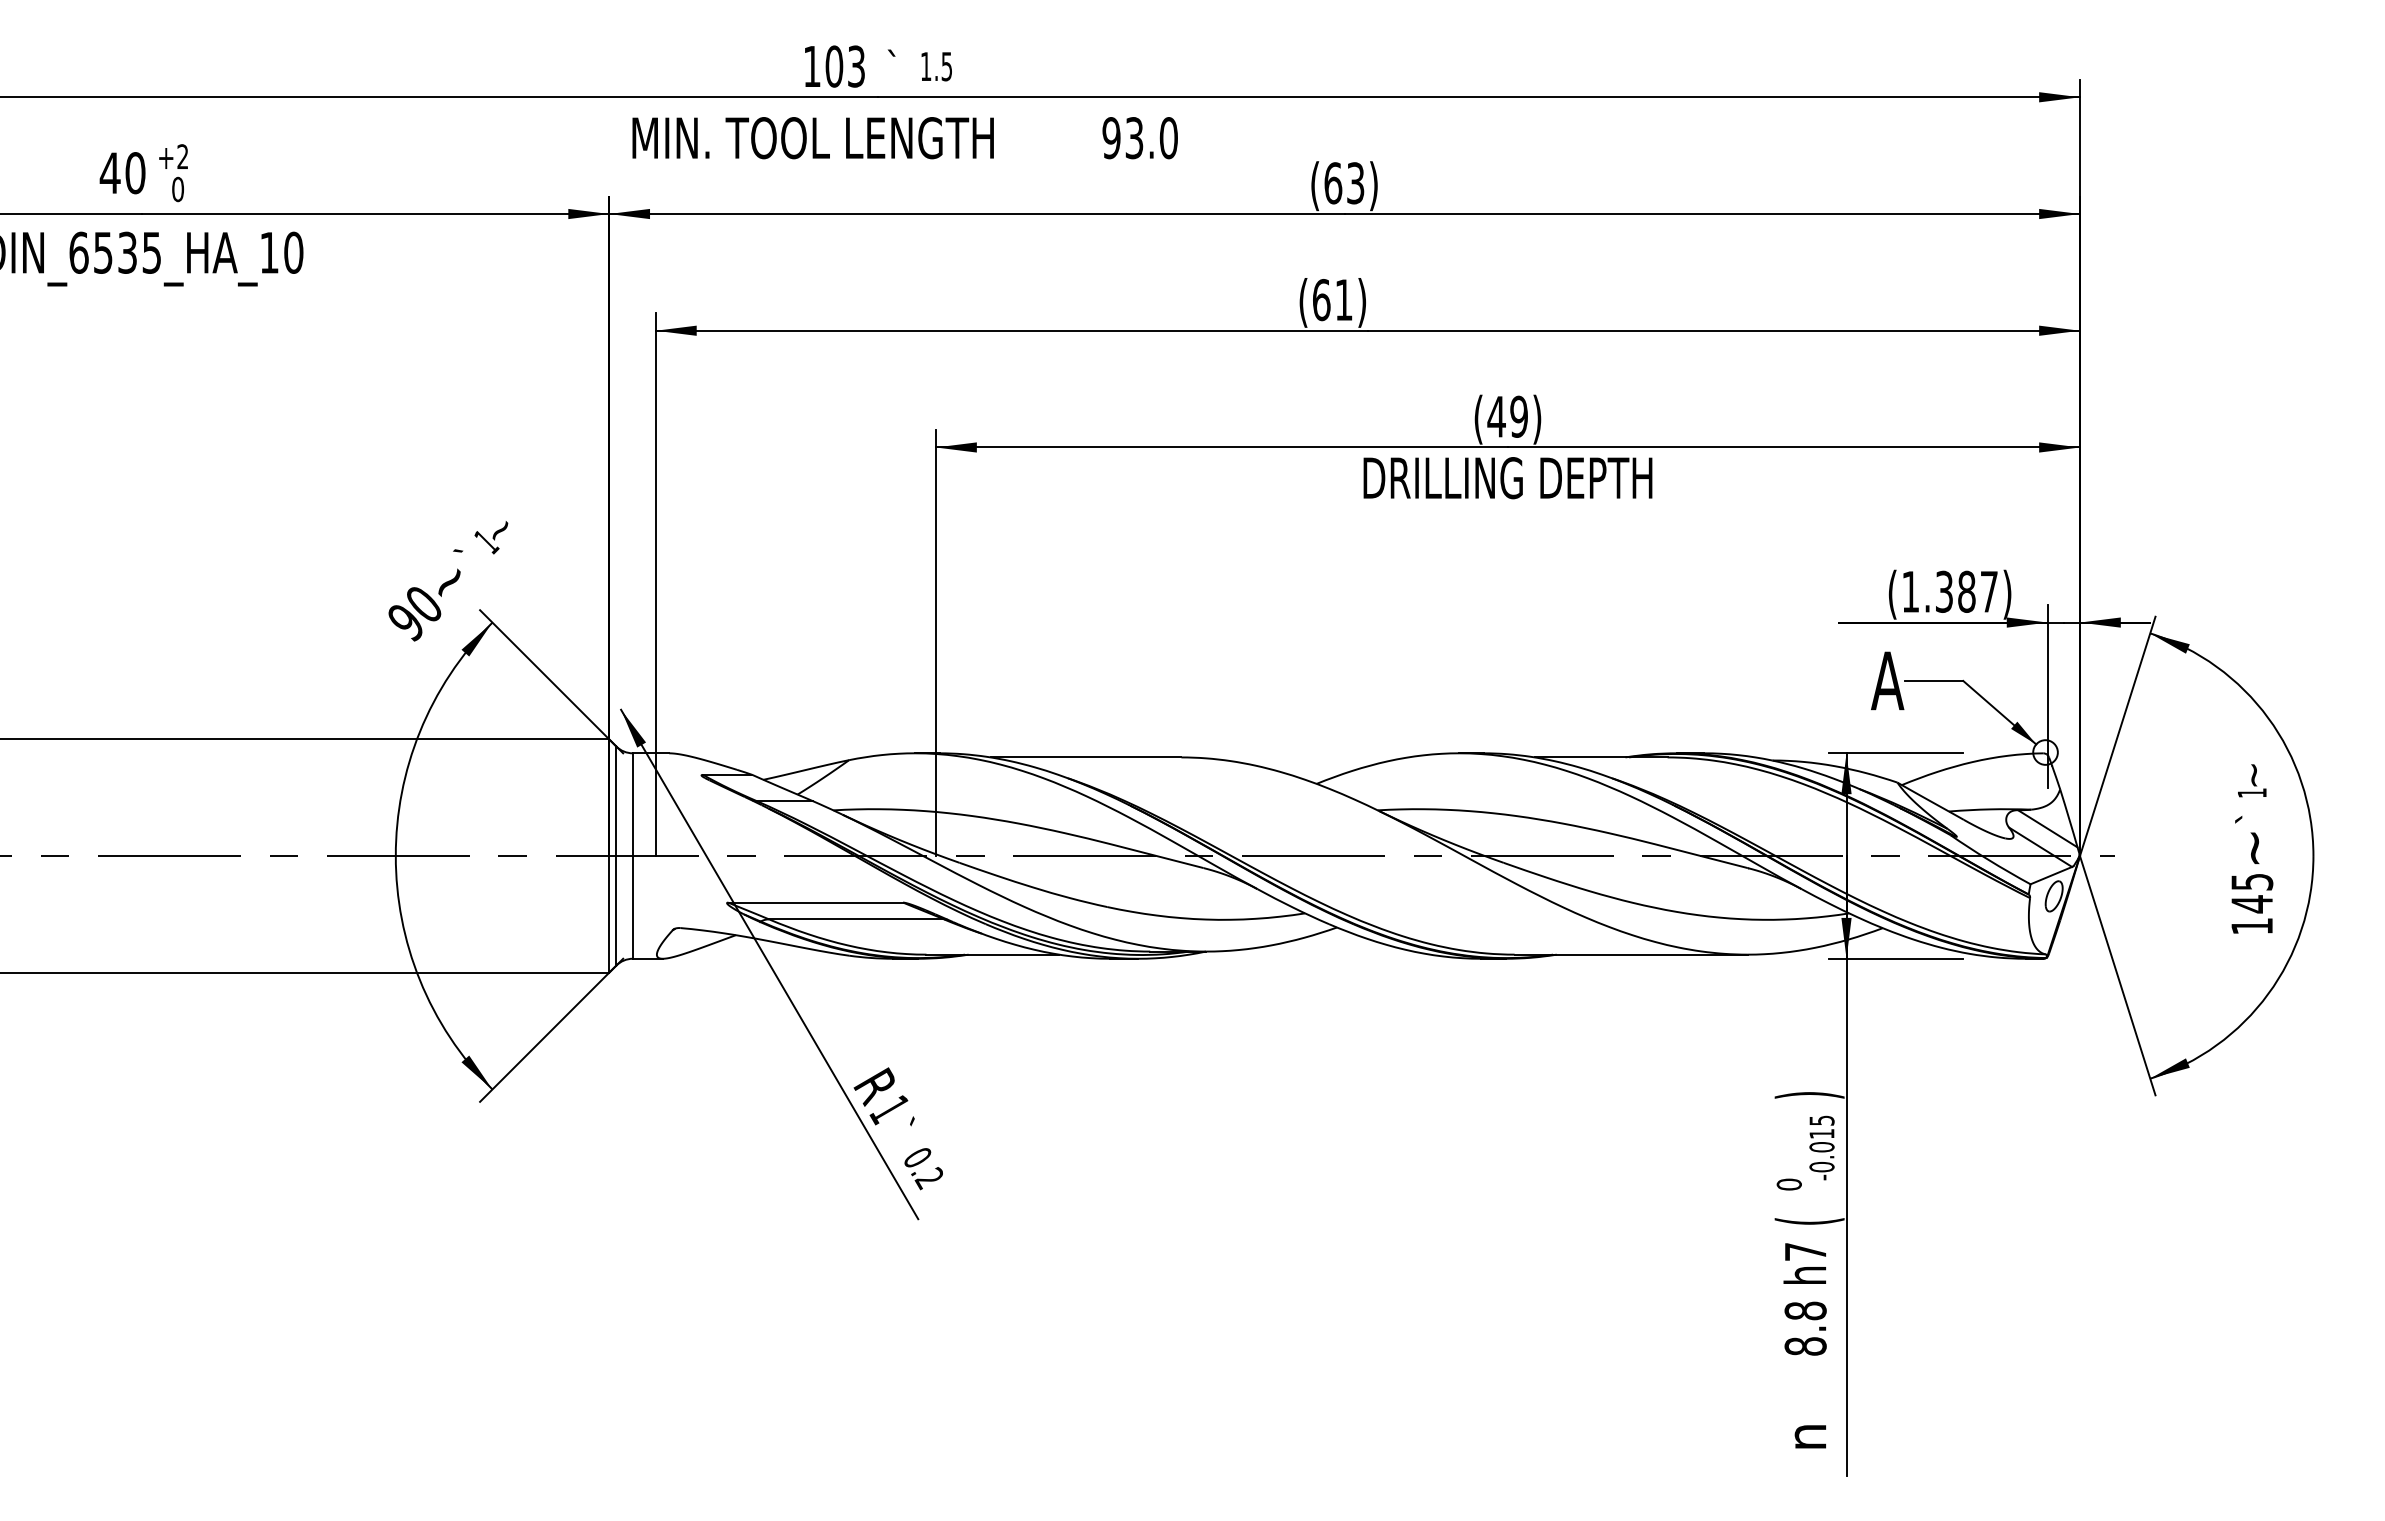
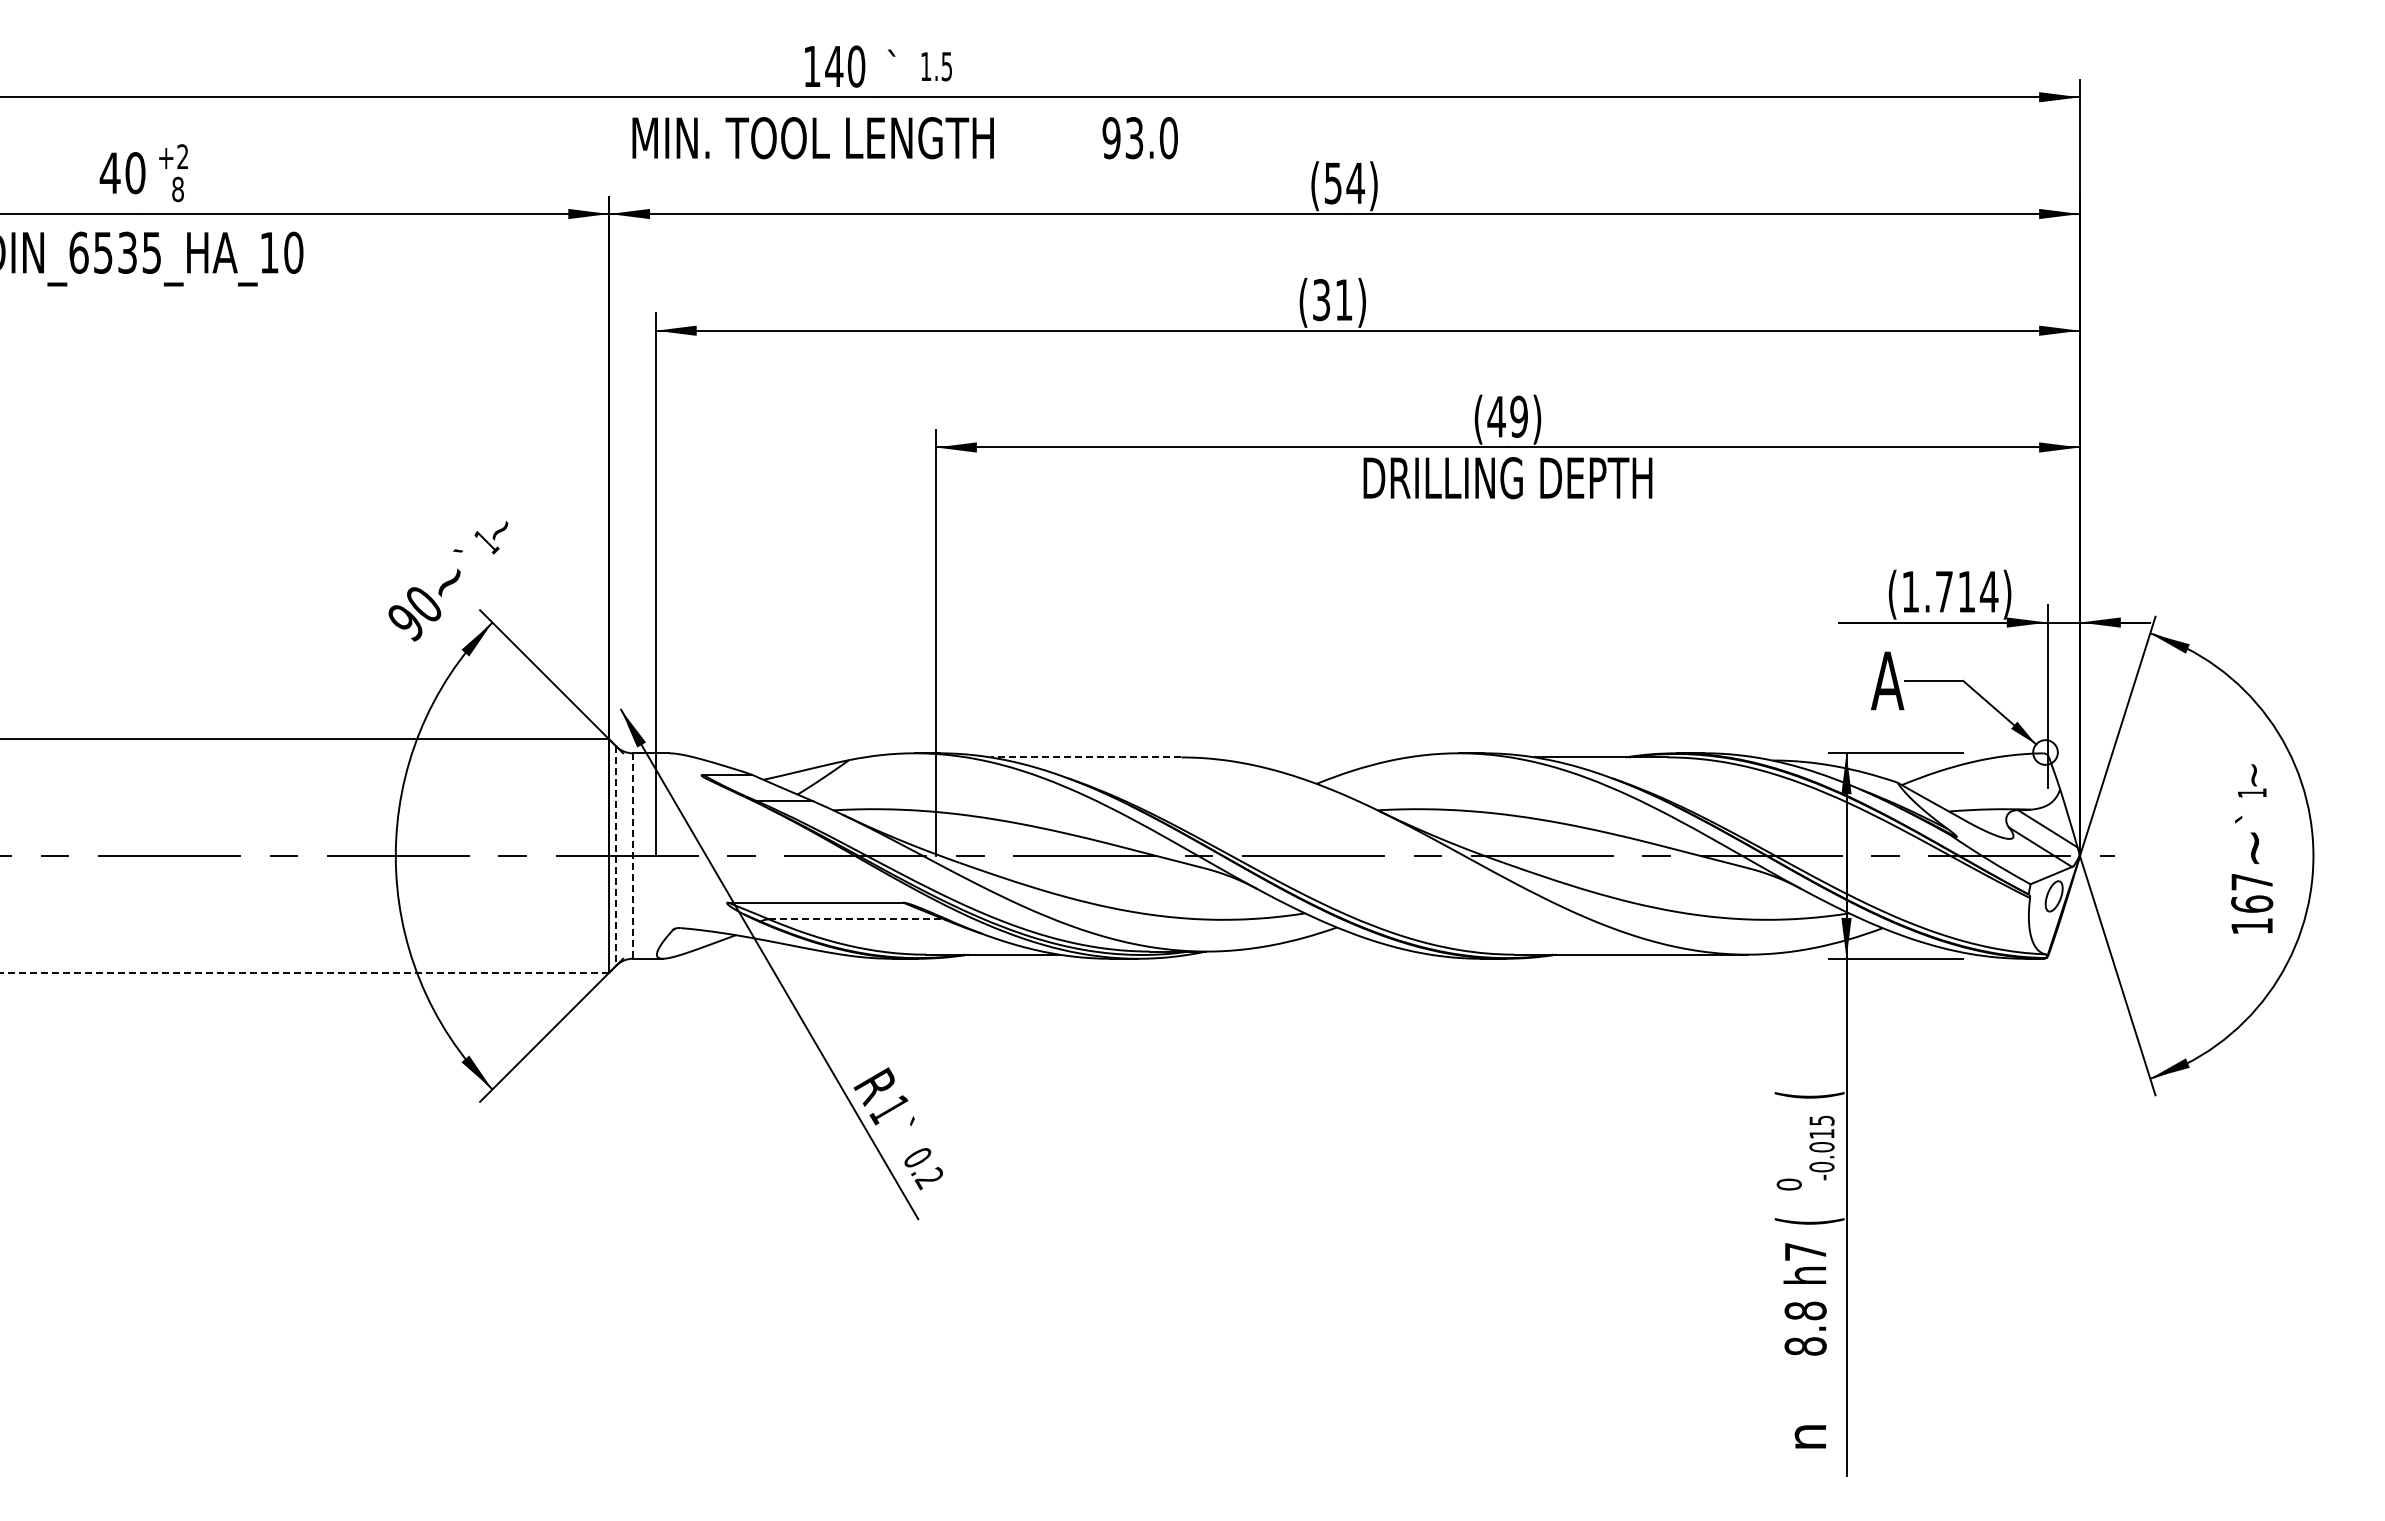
text: 103 -> 140 (845, 66)
text: (63) -> (54) (1344, 183)
text: 0 -> 8 (178, 189)
text: (61) -> (31) (1321, 299)
text: (1.387) -> (1.714) (1967, 591)
line: solid -> dashed (1085, 757)
line: solid -> dashed (616, 856)
line: solid -> dashed (632, 856)
text: 145 -> 167 (2252, 893)
line: solid -> dashed (857, 919)
line: solid -> dashed (305, 972)
text: ) -> ( (1809, 1095)
